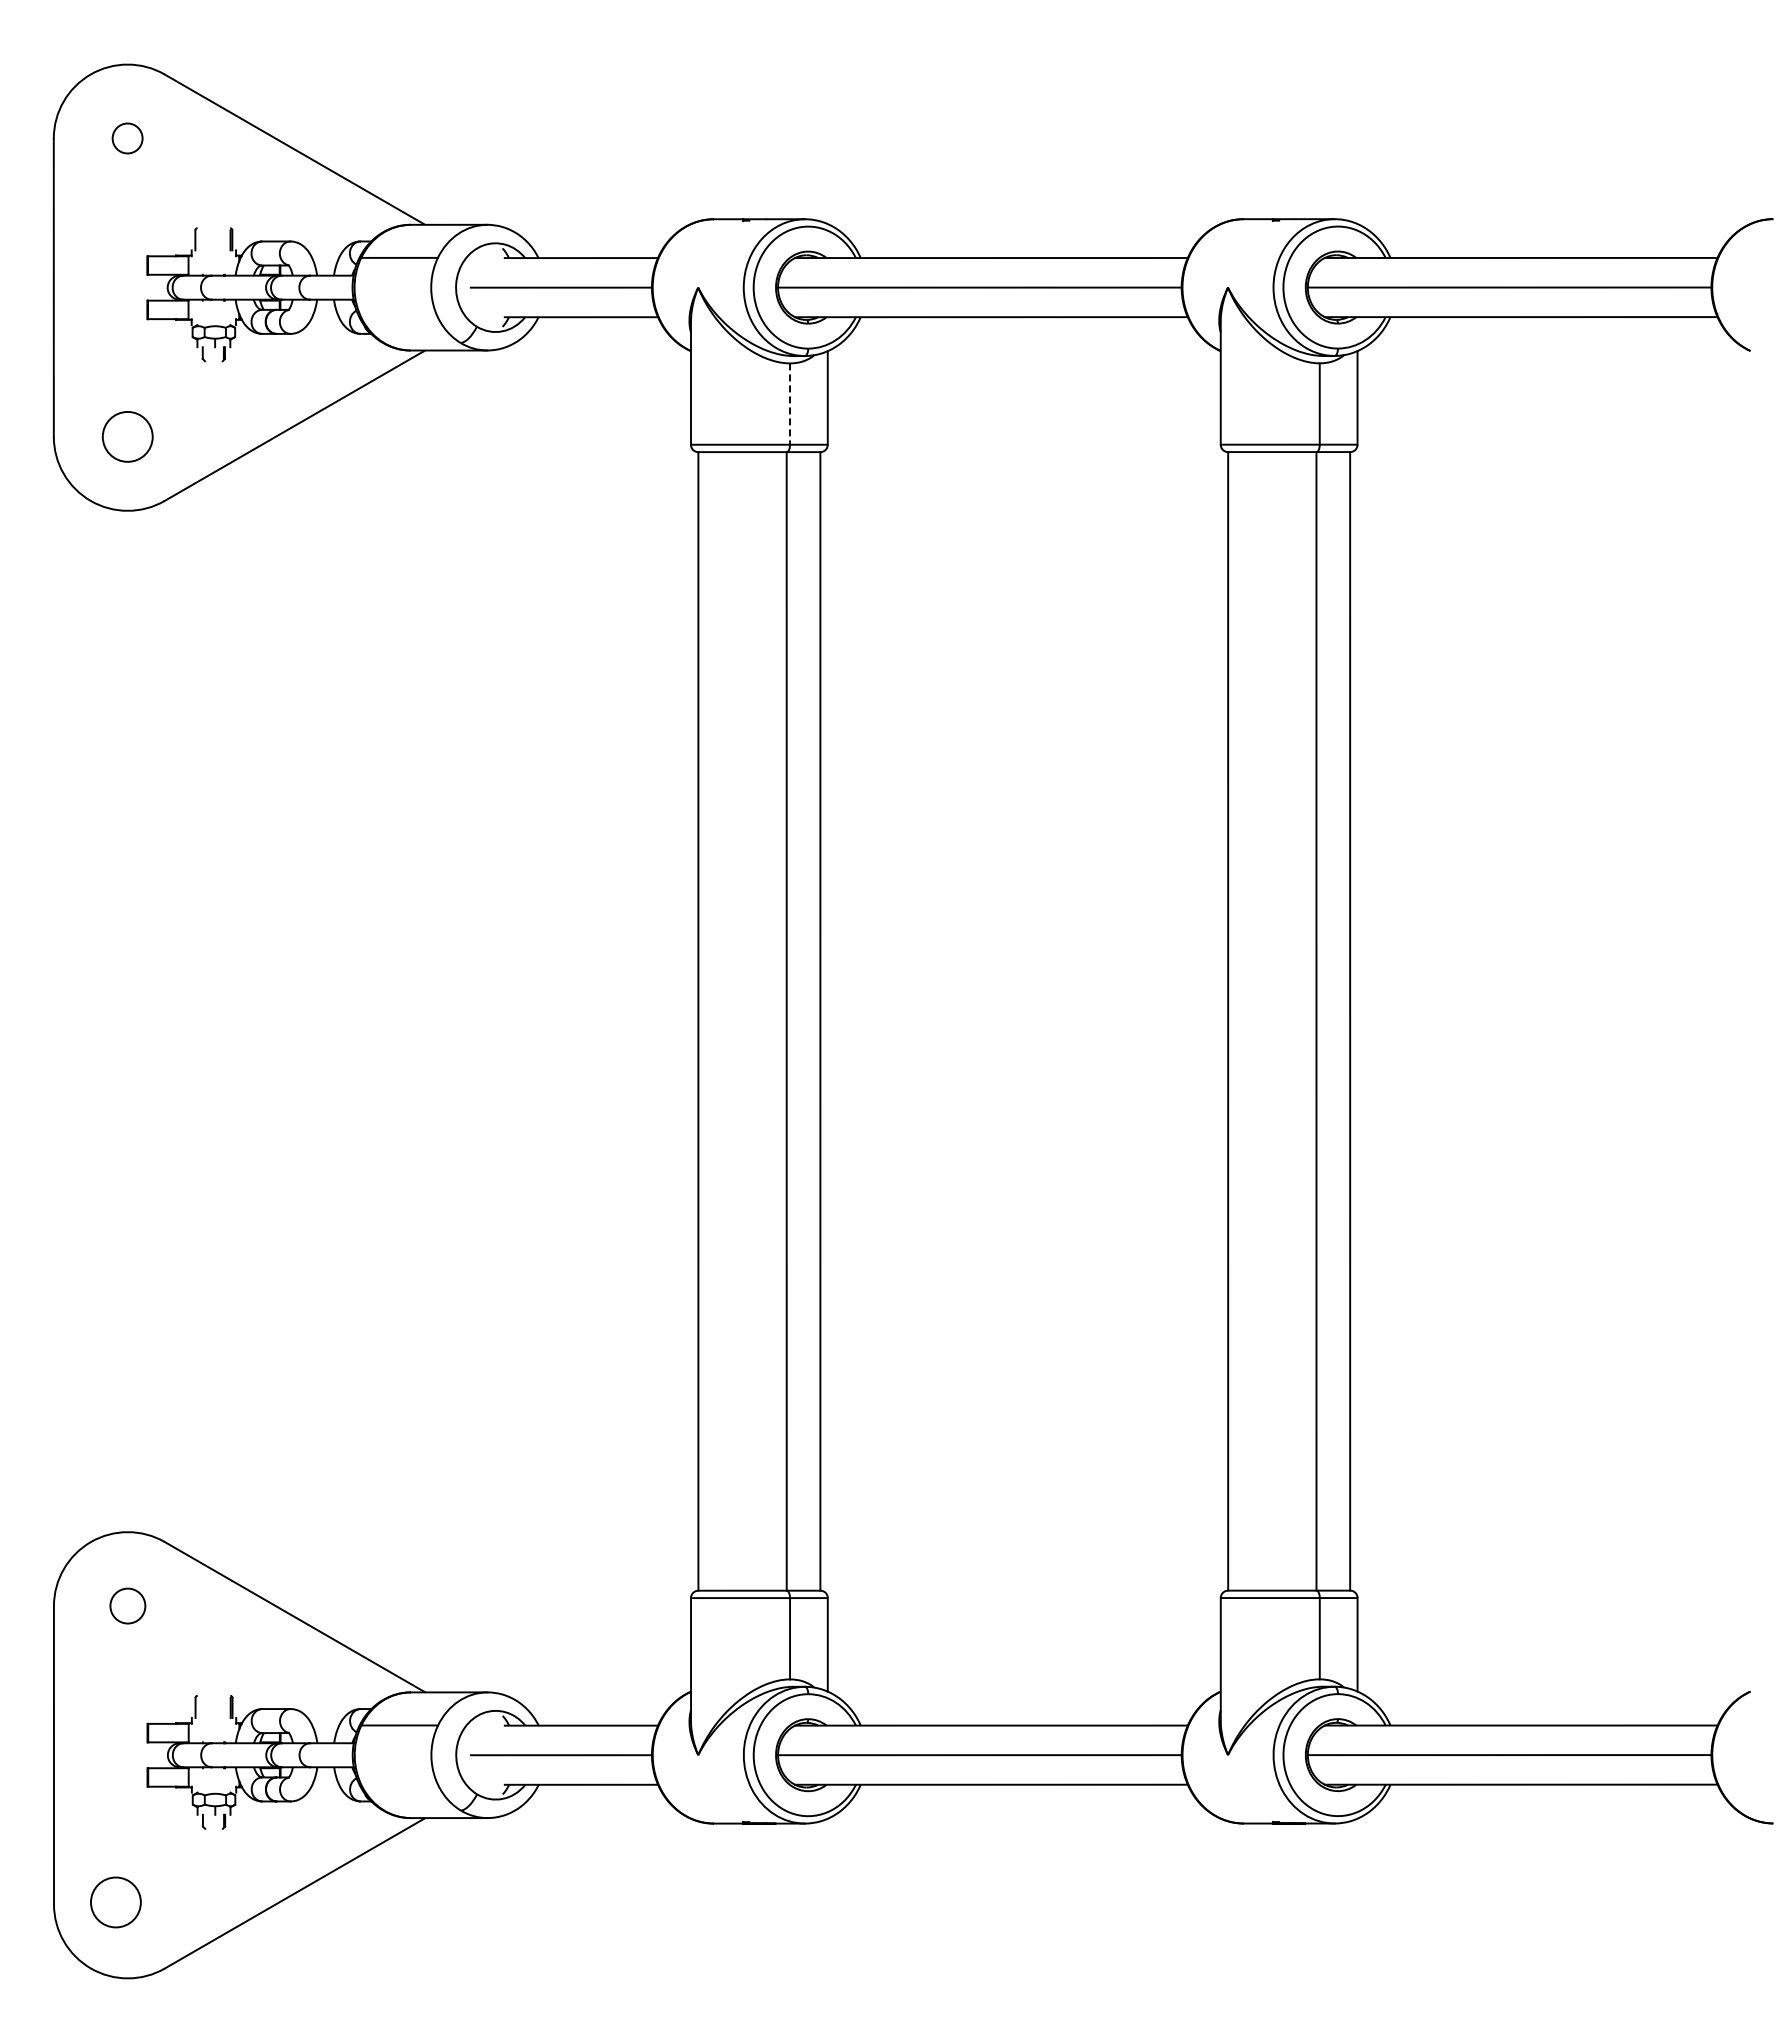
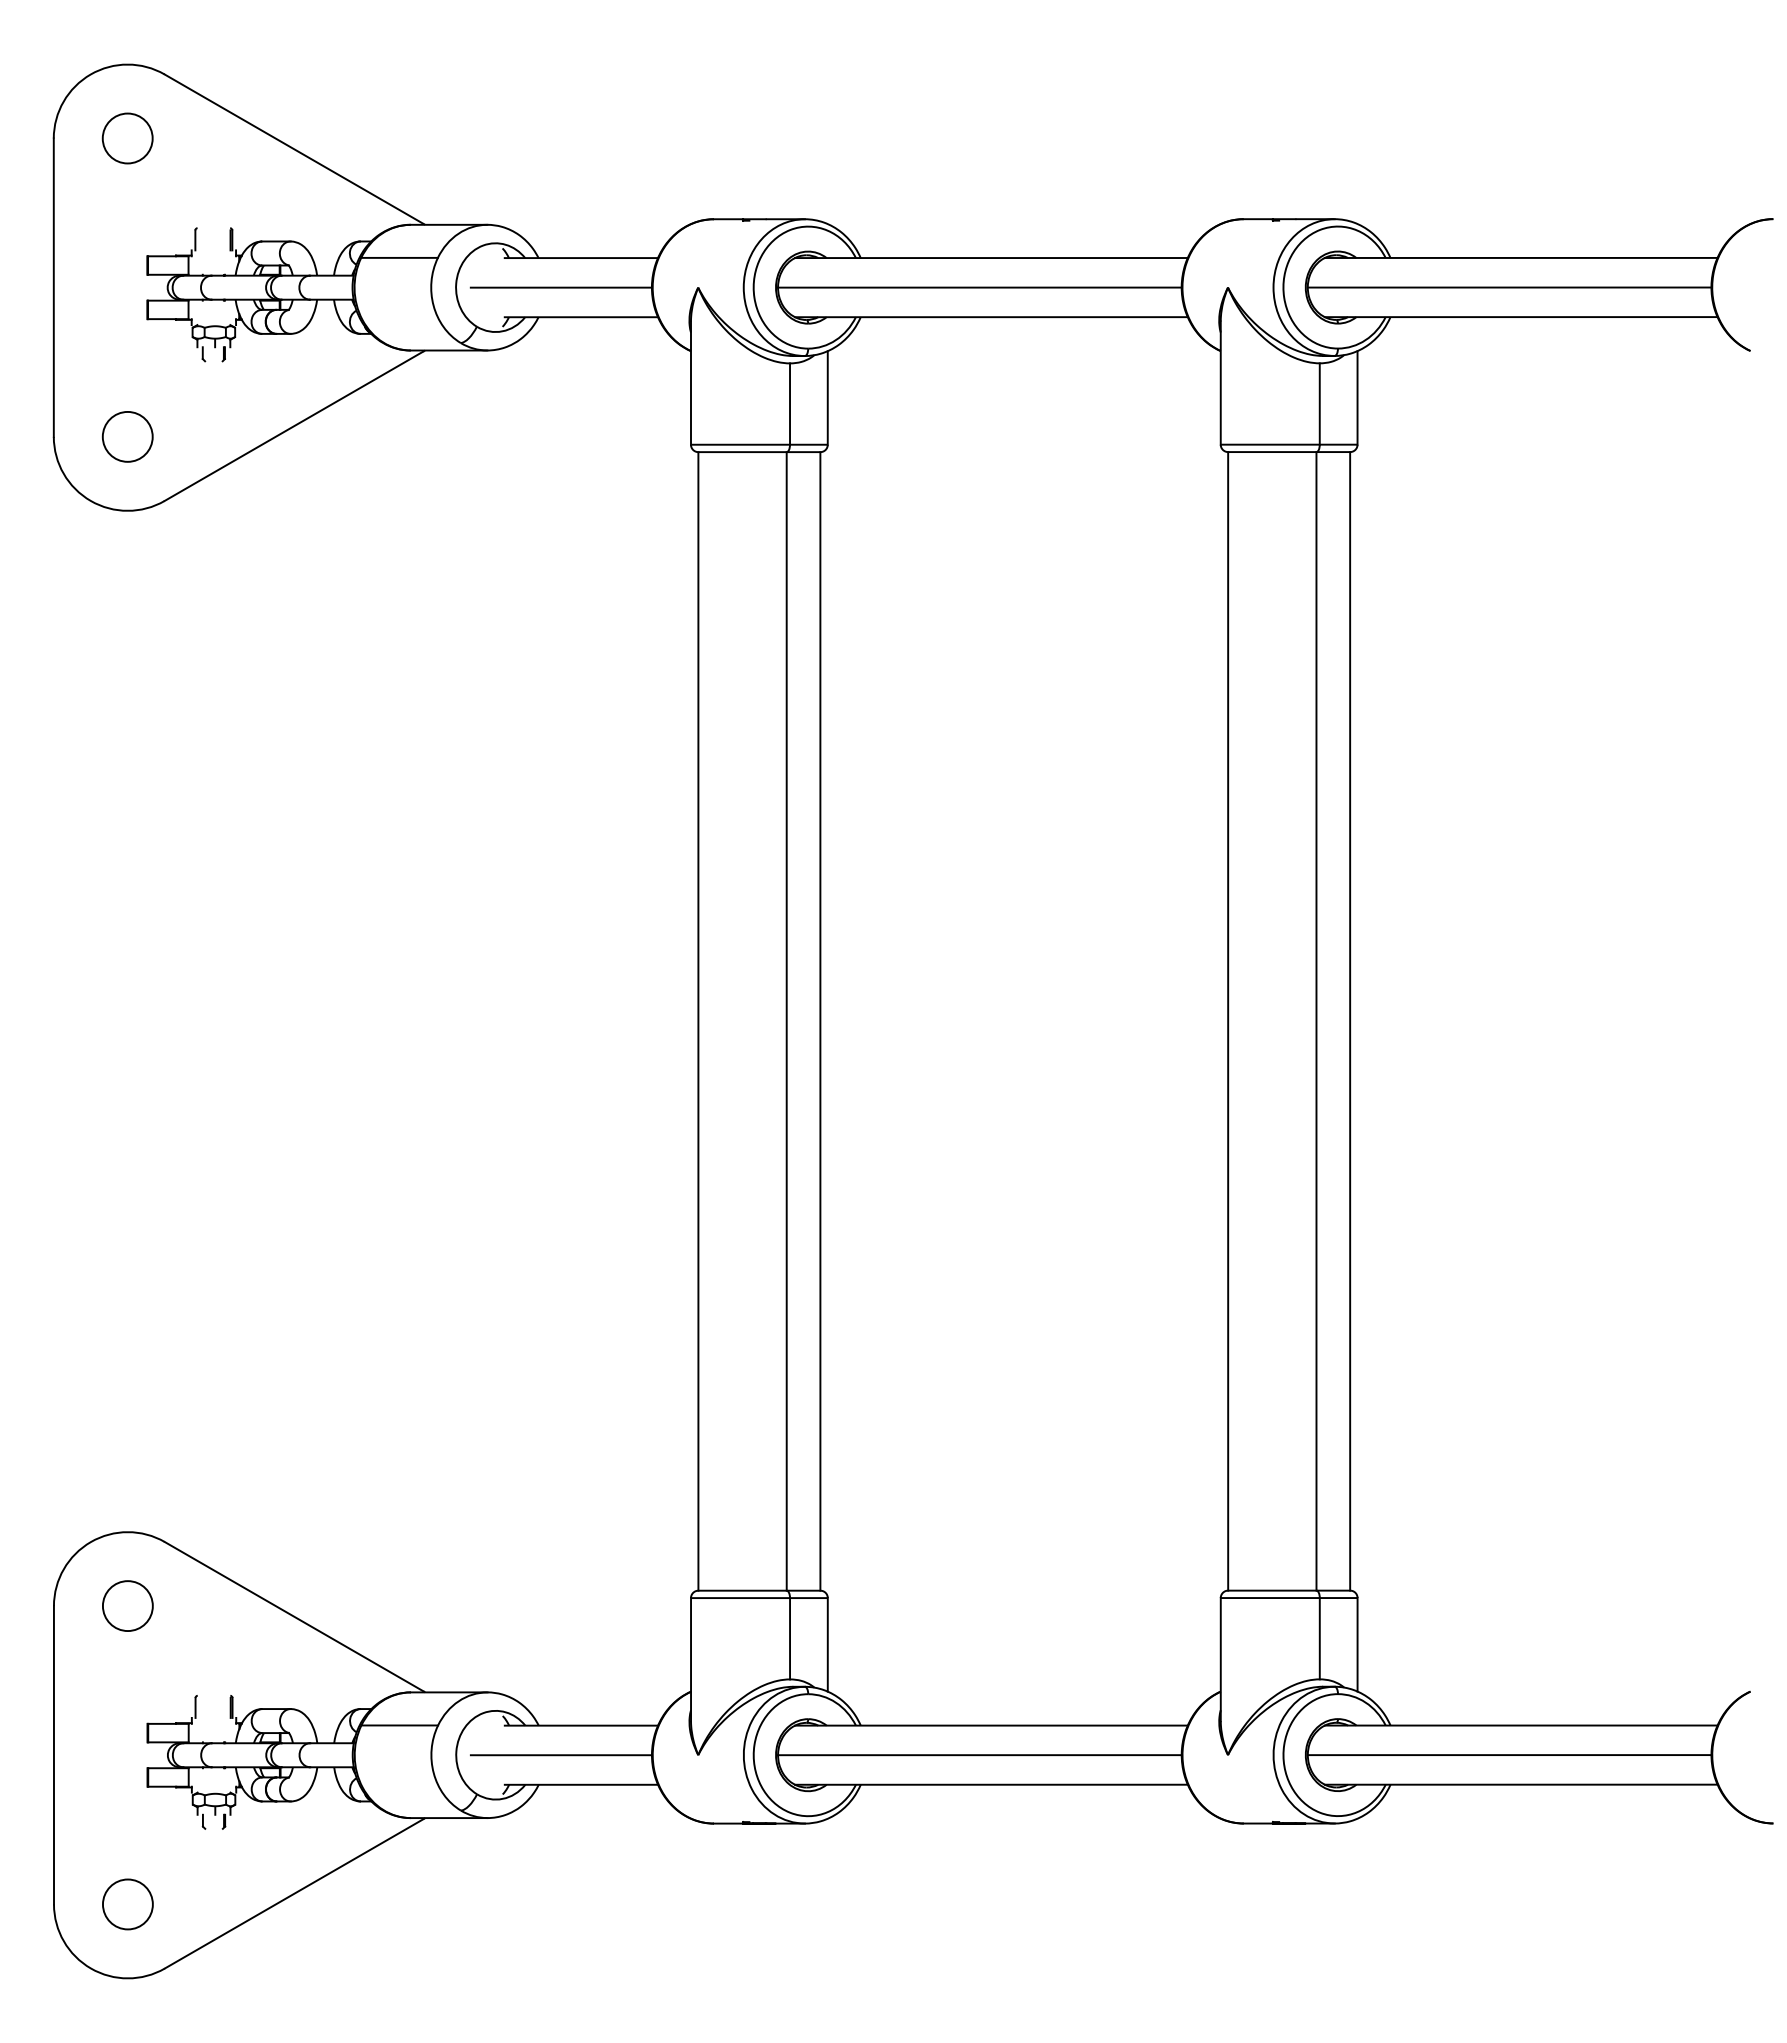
circle size: 33x33 px -> 53x53 px (127, 138)
line: dashed -> solid (790, 404)
circle diameter: 35 px -> 50 px (127, 1606)
circle position: (115, 1902) -> (127, 1904) (127, 1904)
